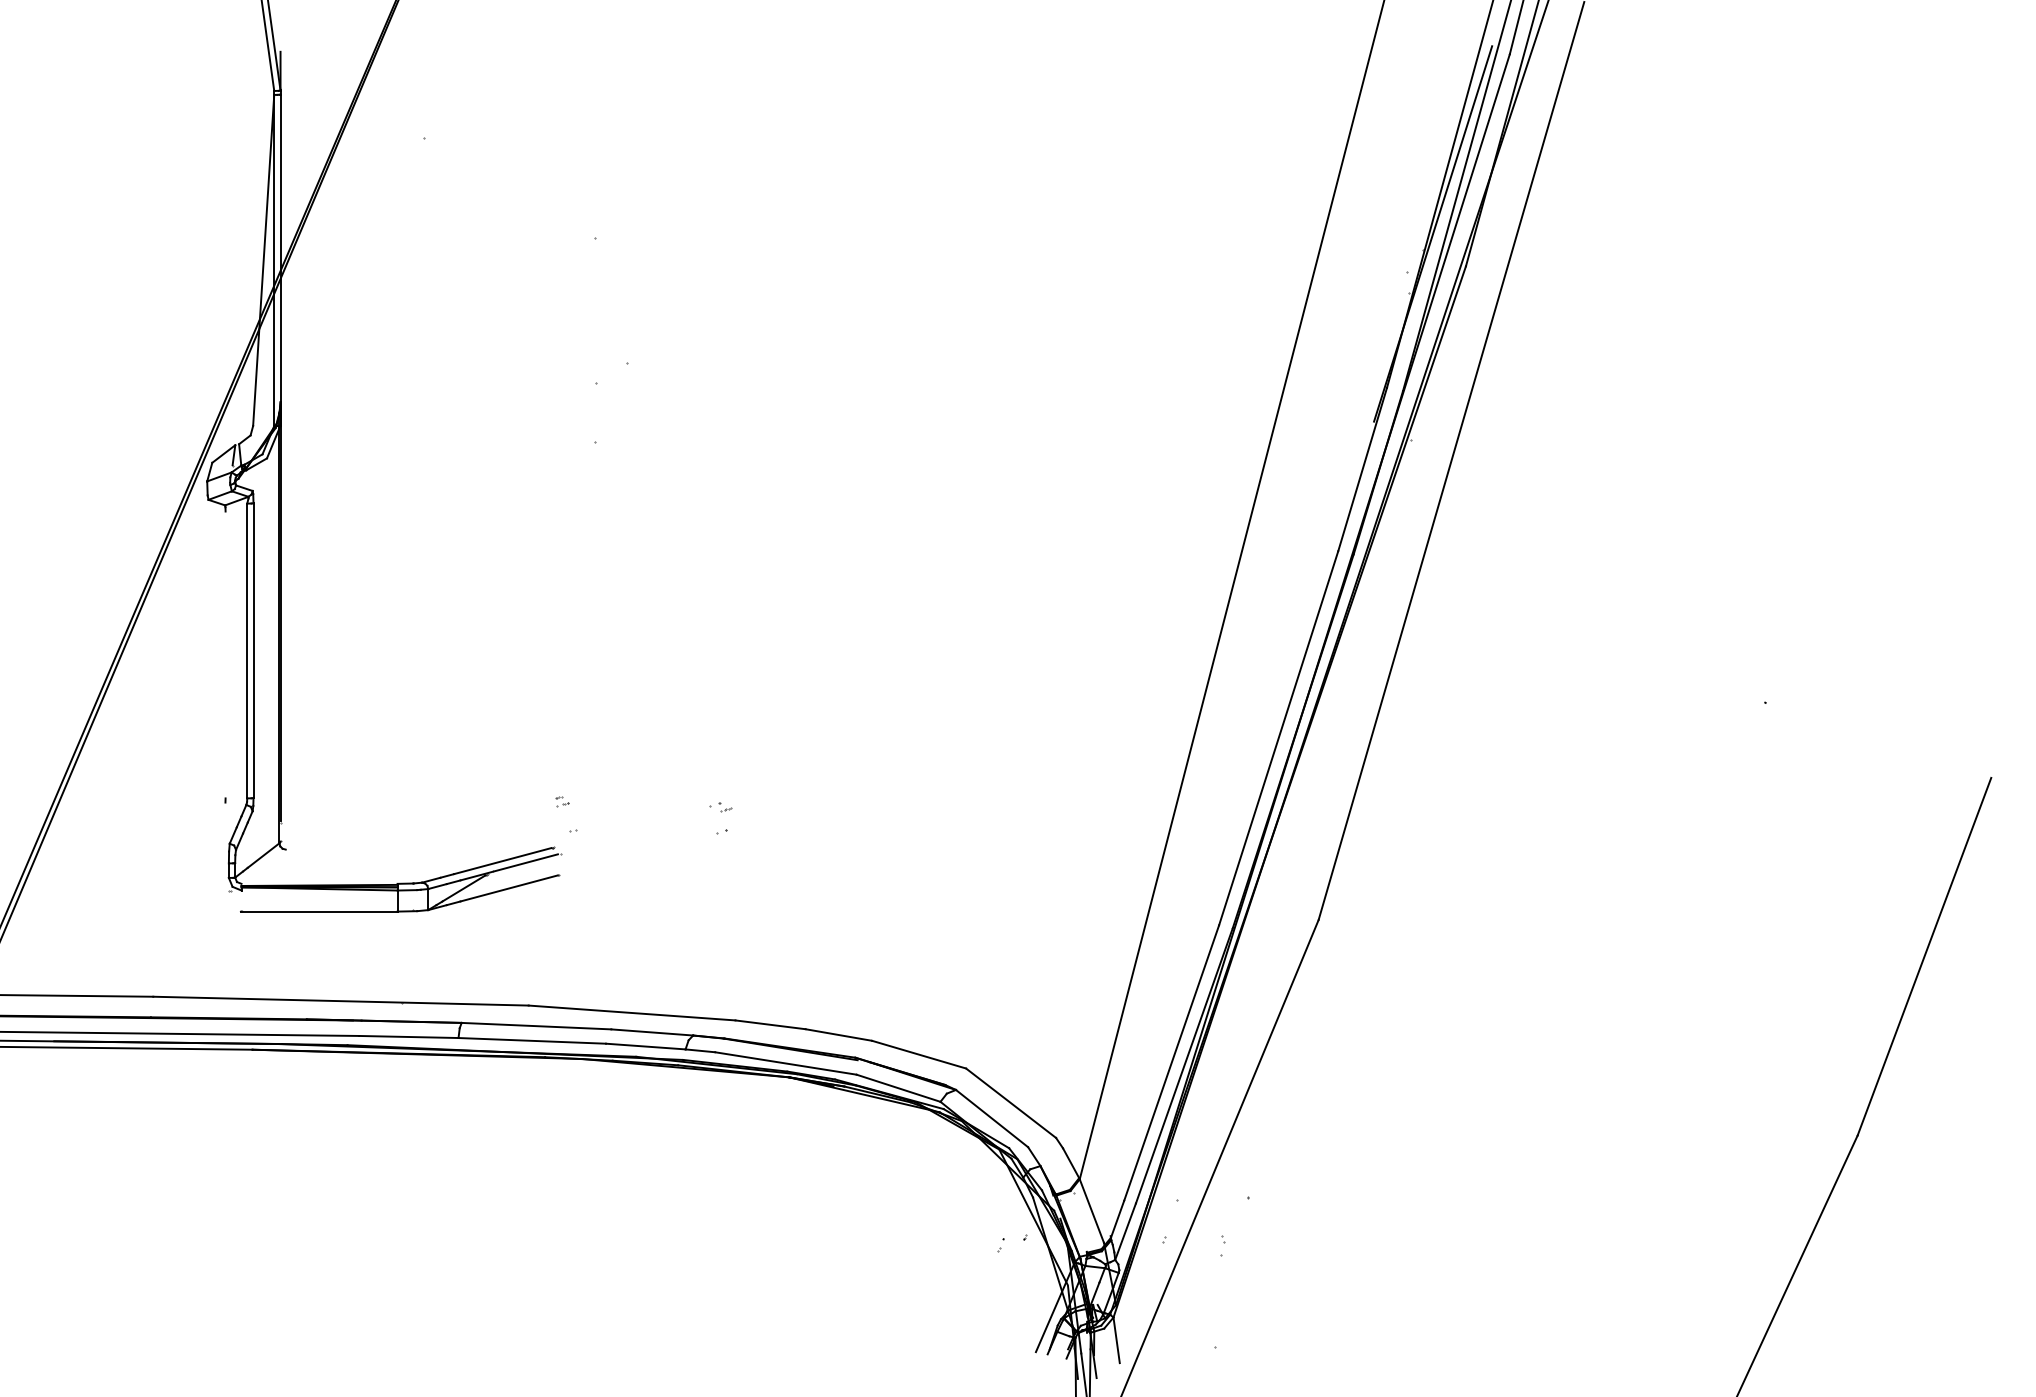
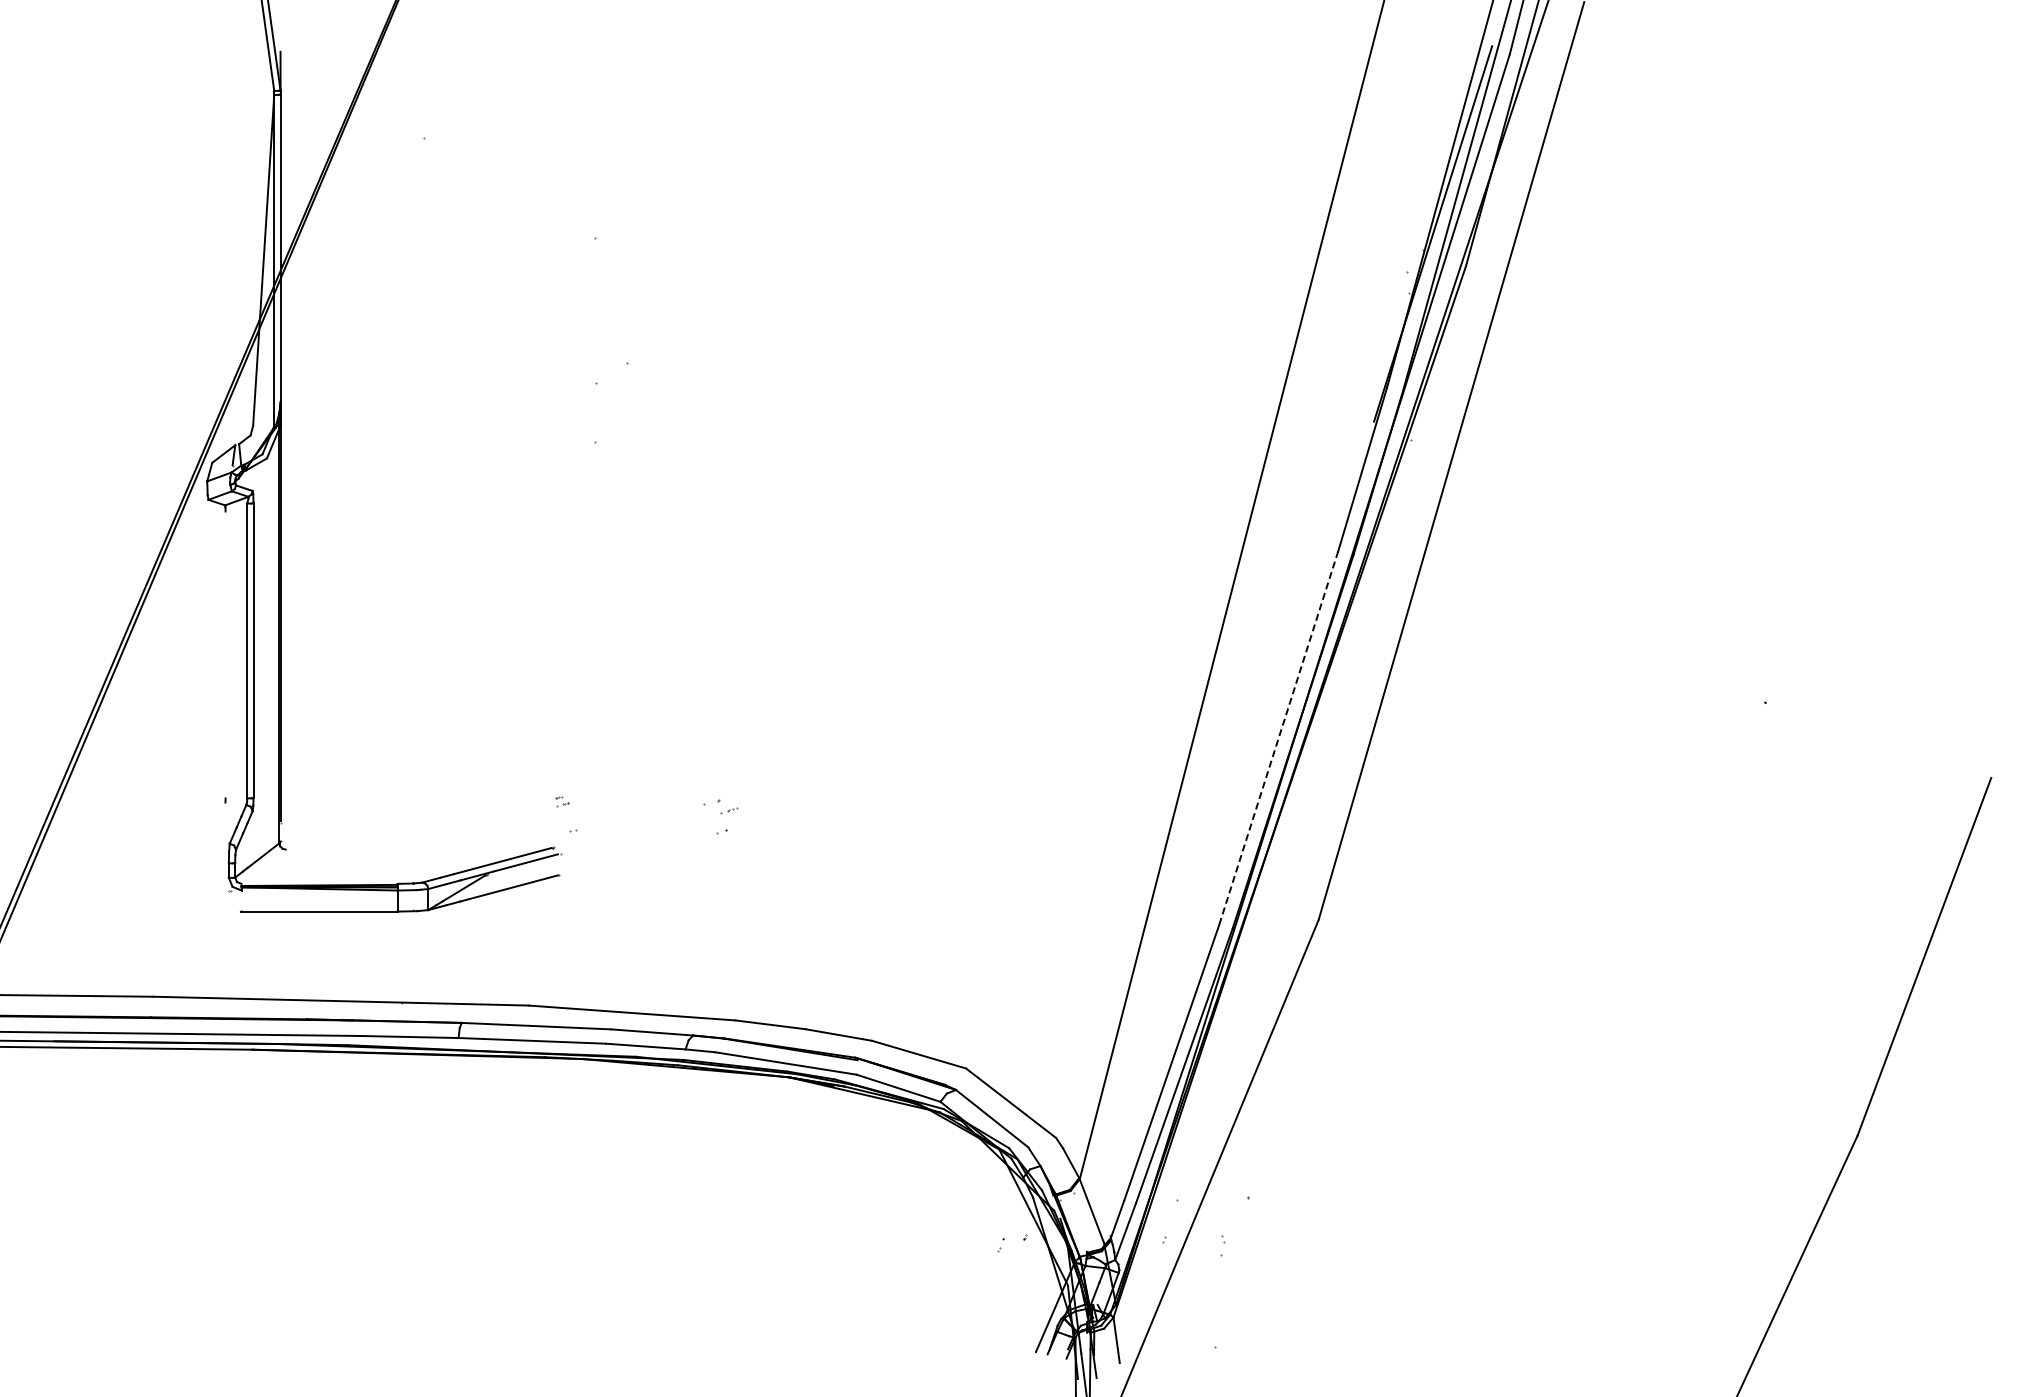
line: solid -> dashed (1278, 738)
part size: 24x11 px -> 36x16 px (720, 806)
